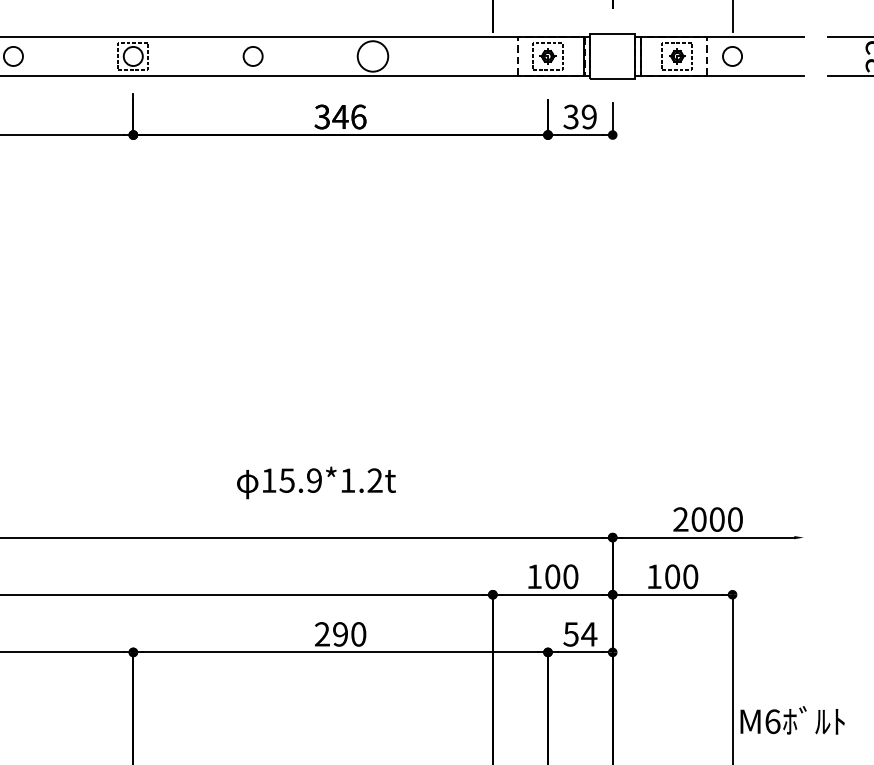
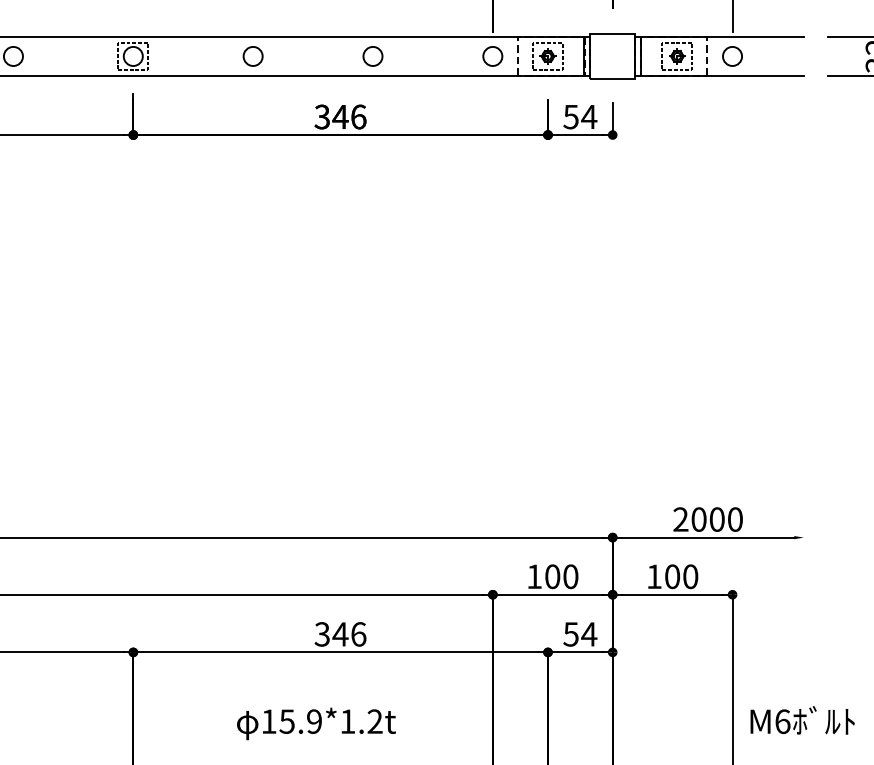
circle diameter: 30 px -> 19 px (372, 55)
circle: none -> present (492, 56)
text: 39 -> 54 (580, 116)
text position: (316, 482) -> (316, 723) (316, 723)
text: 290 -> 346 (340, 634)
text position: (792, 720) -> (802, 720) (802, 720)
